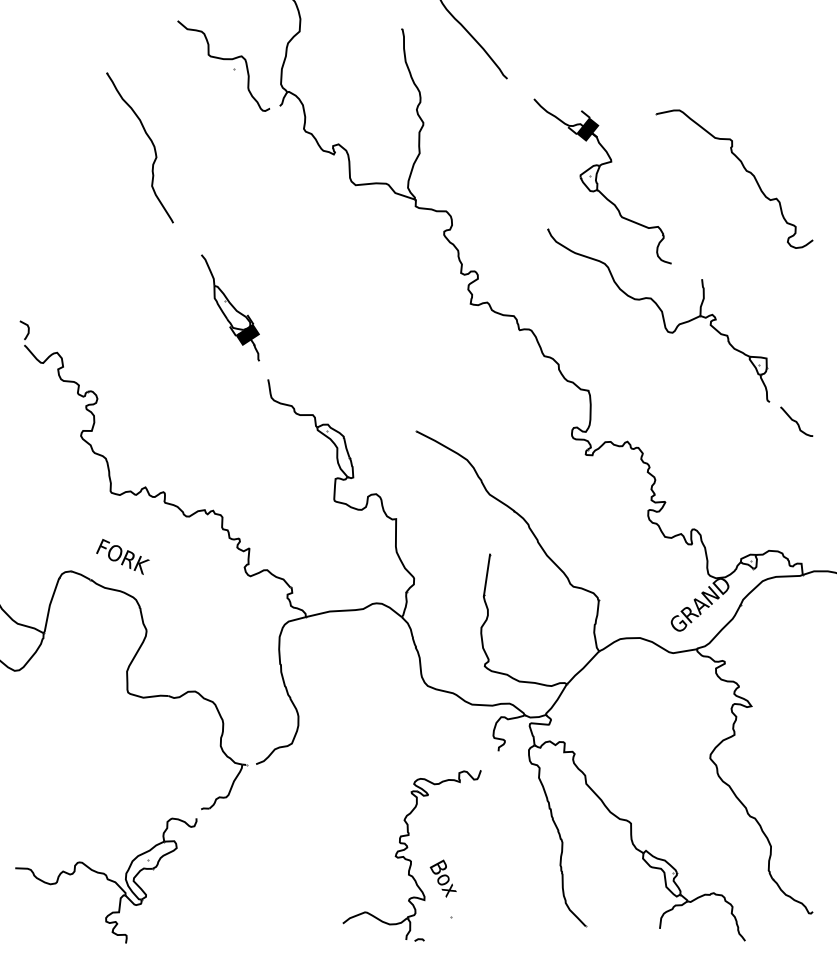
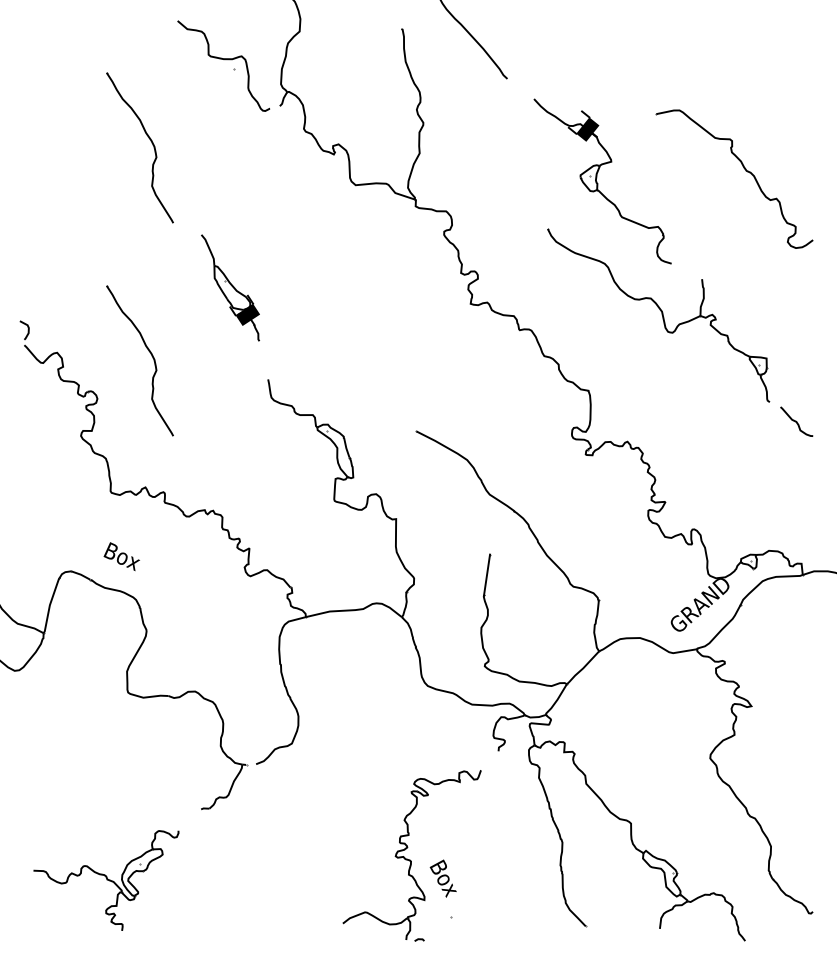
part position: (230, 307) -> (230, 287) (230, 287)
part: none -> present (150, 354)
text: FORK -> Box (122, 556)
part size: 183x127 px -> 147x101 px (106, 880)
